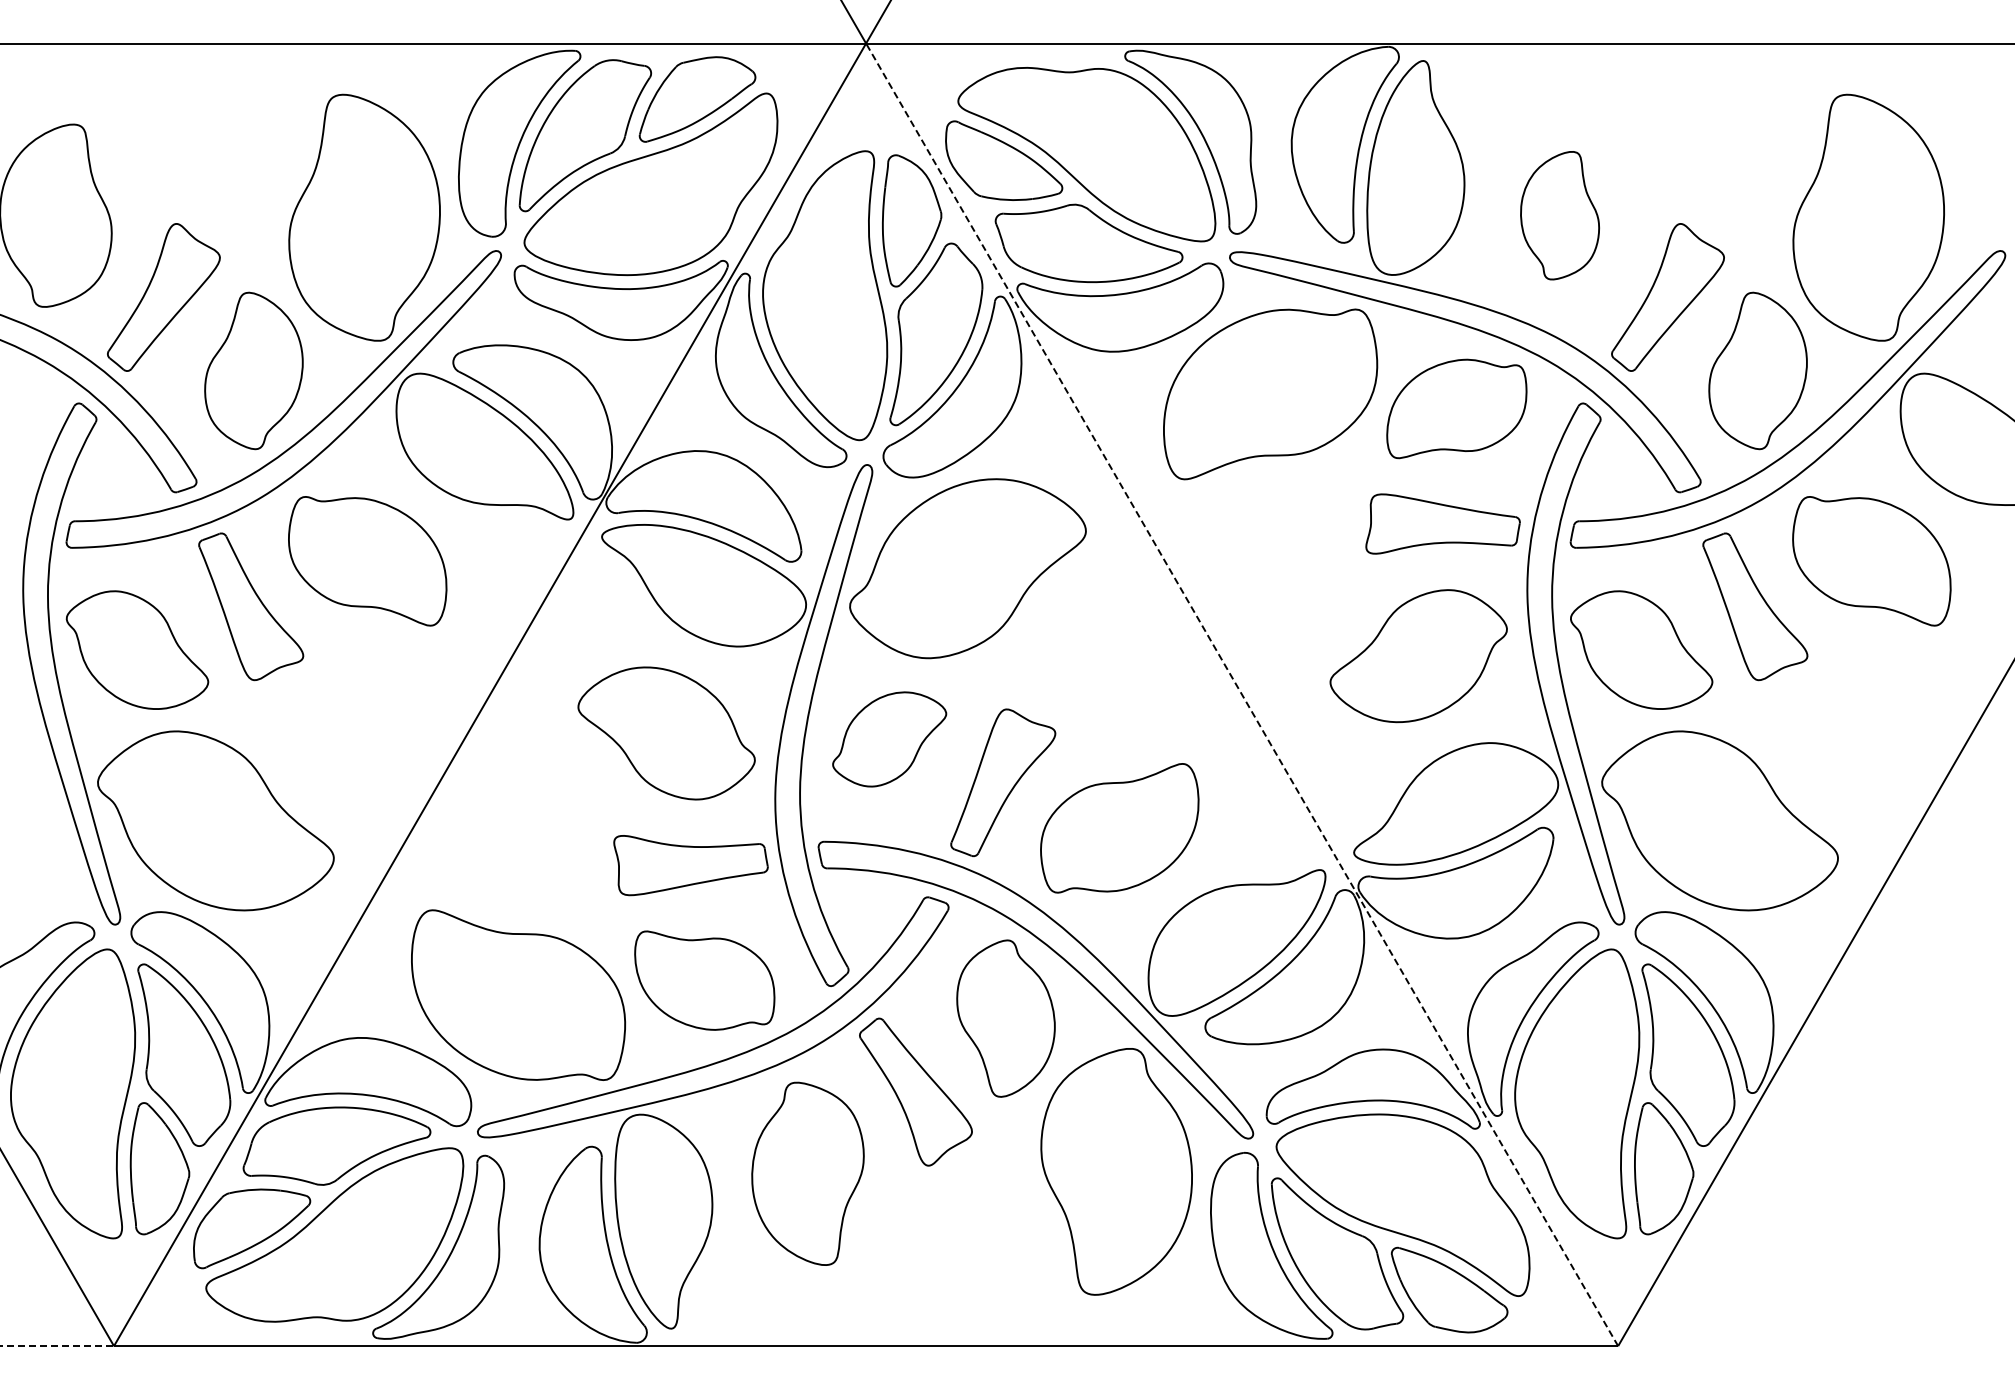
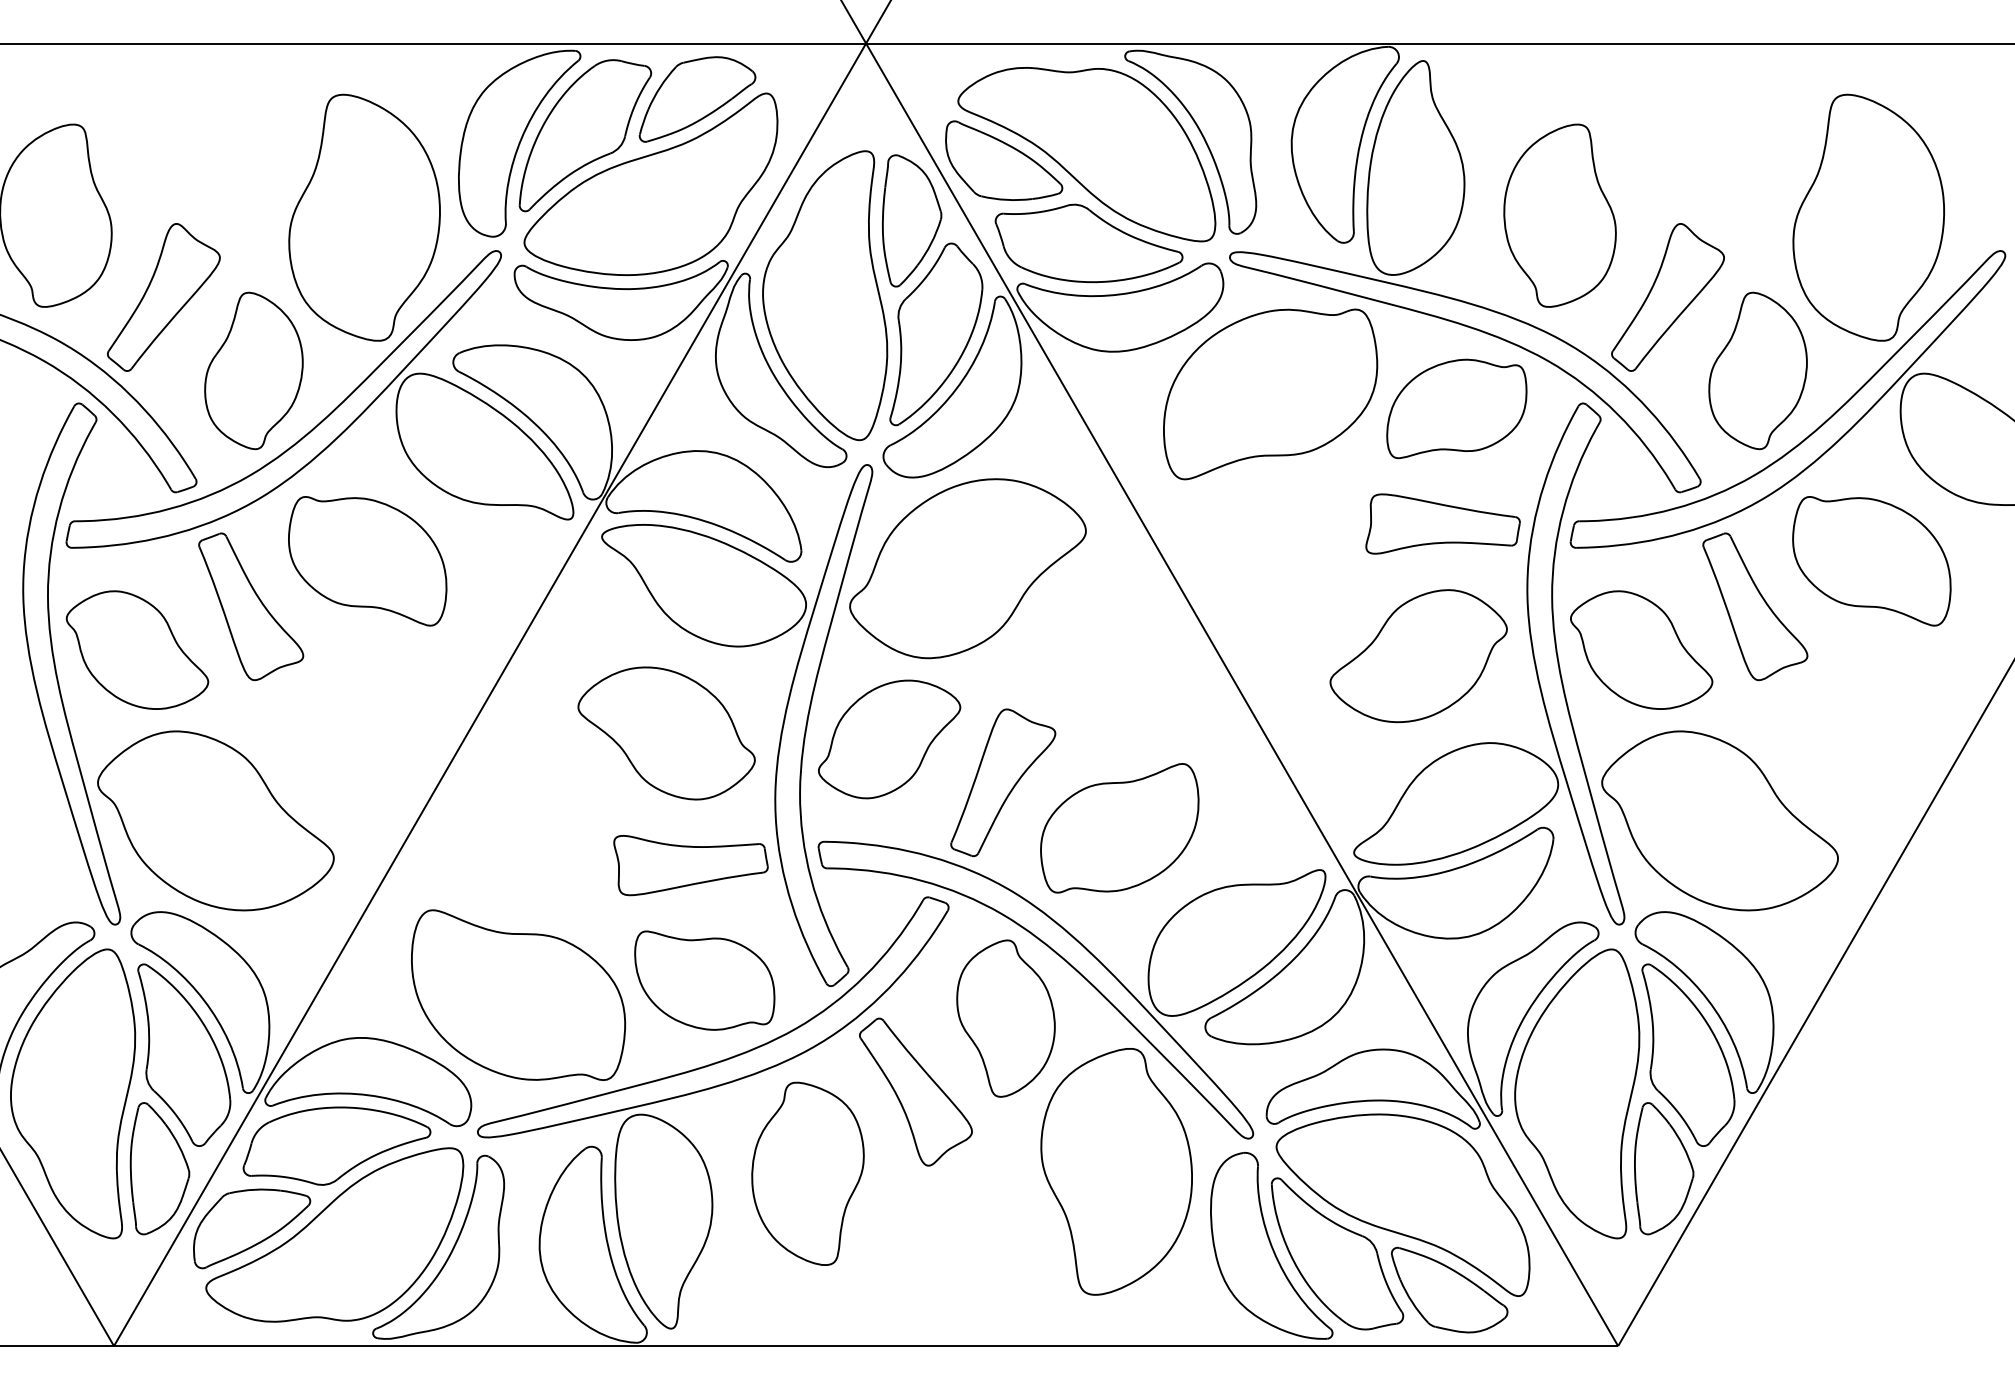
part size: 80x130 px -> 114x185 px (1559, 215)
line: dashed -> solid (1241, 694)
part size: 116x97 px -> 144x121 px (889, 739)
line: dashed -> solid (57, 1346)
